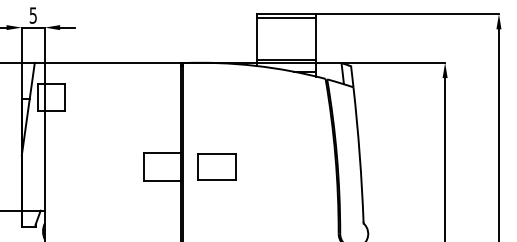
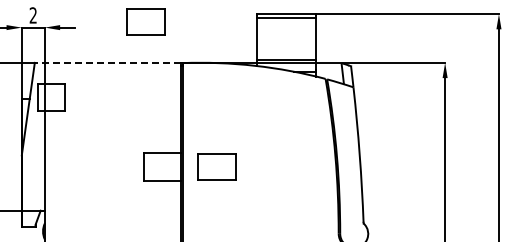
text: 5 -> 2 (32, 15)
part: none -> present (145, 21)
line: solid -> dashed (107, 62)
